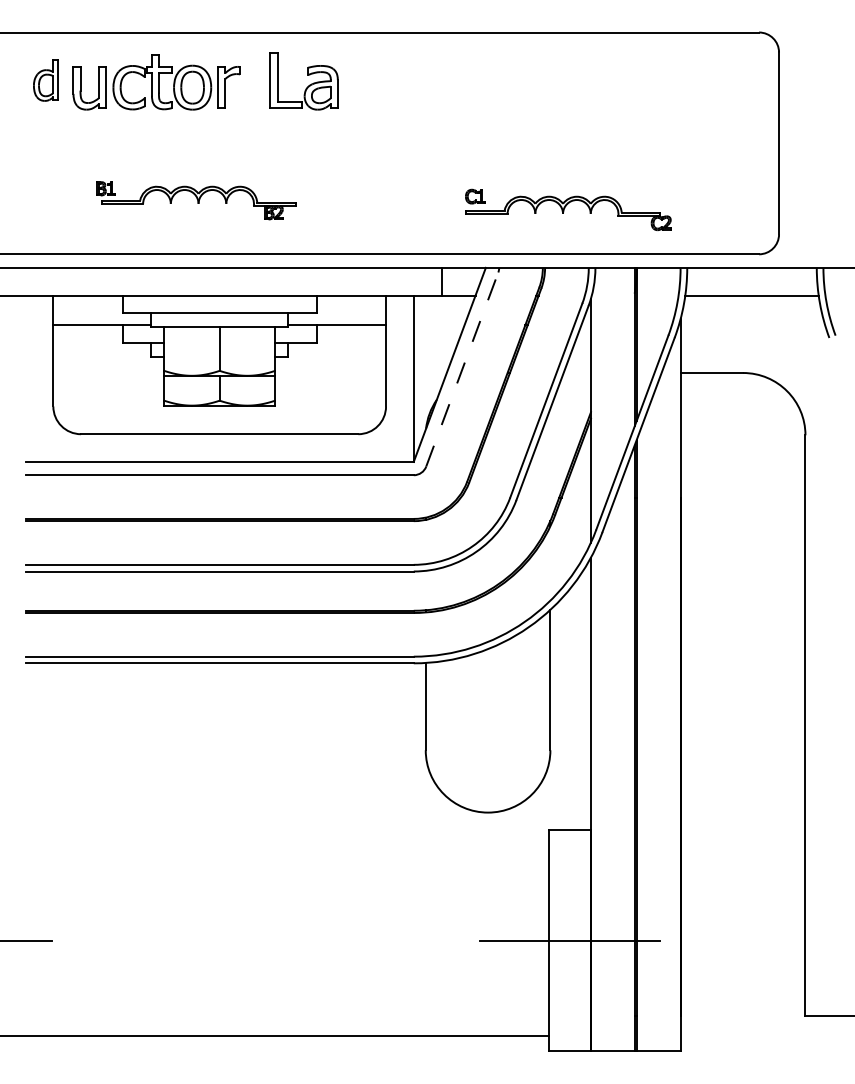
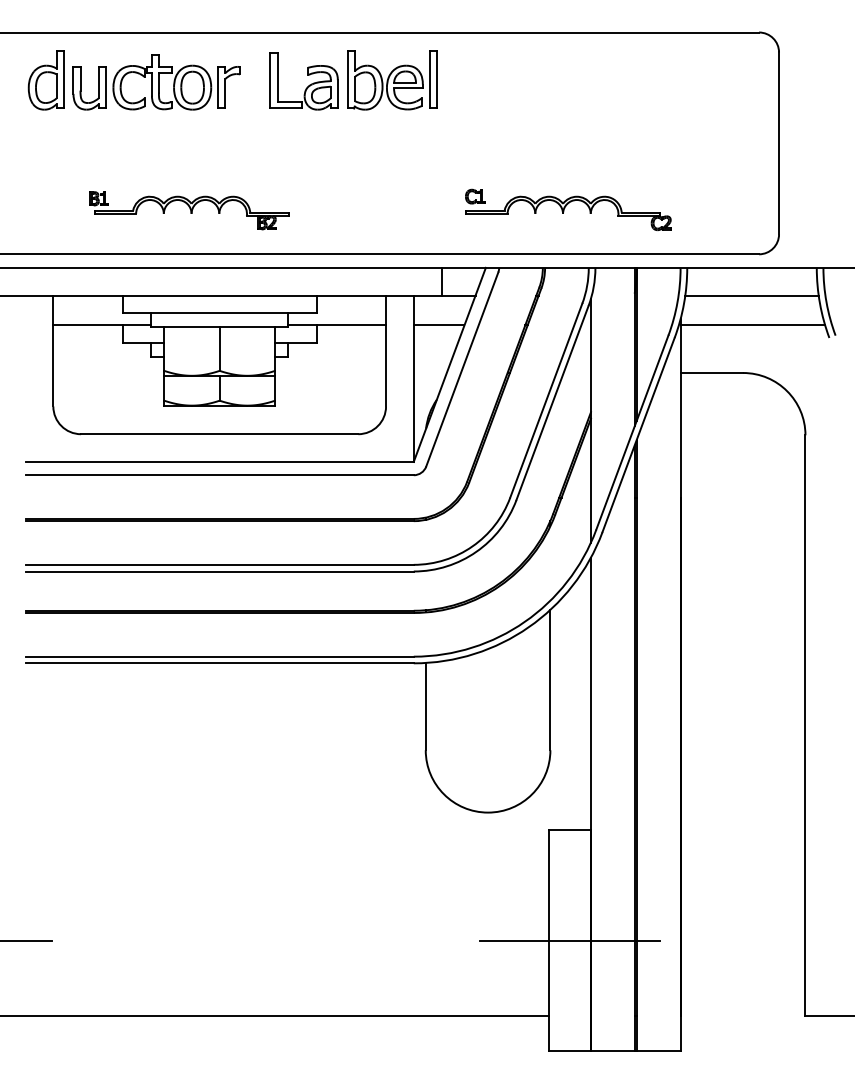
part size: 26x43 px -> 38x61 px (45, 80)
part: none -> present (392, 80)
part position: (196, 200) -> (189, 210) (189, 210)
line: none -> present (438, 325)
line: none -> present (752, 325)
line: dashed -> solid (462, 369)
line position: (275, 1036) -> (275, 1016) (275, 1016)
